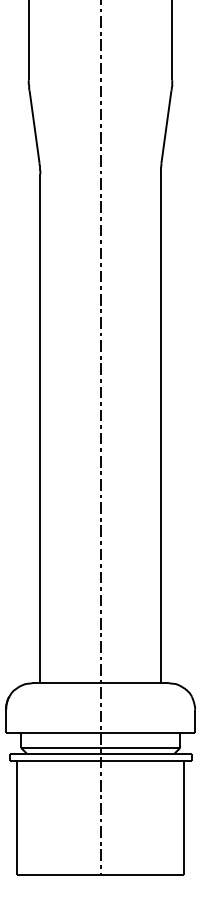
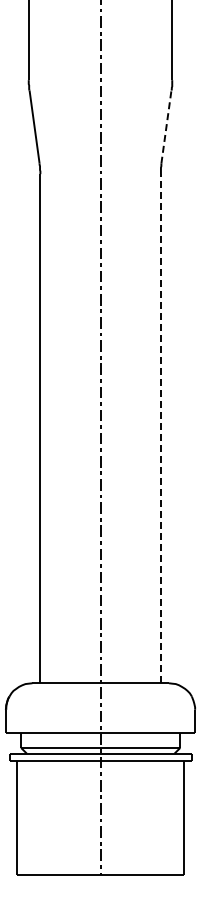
line: solid -> dashed (166, 127)
line: solid -> dashed (160, 428)
